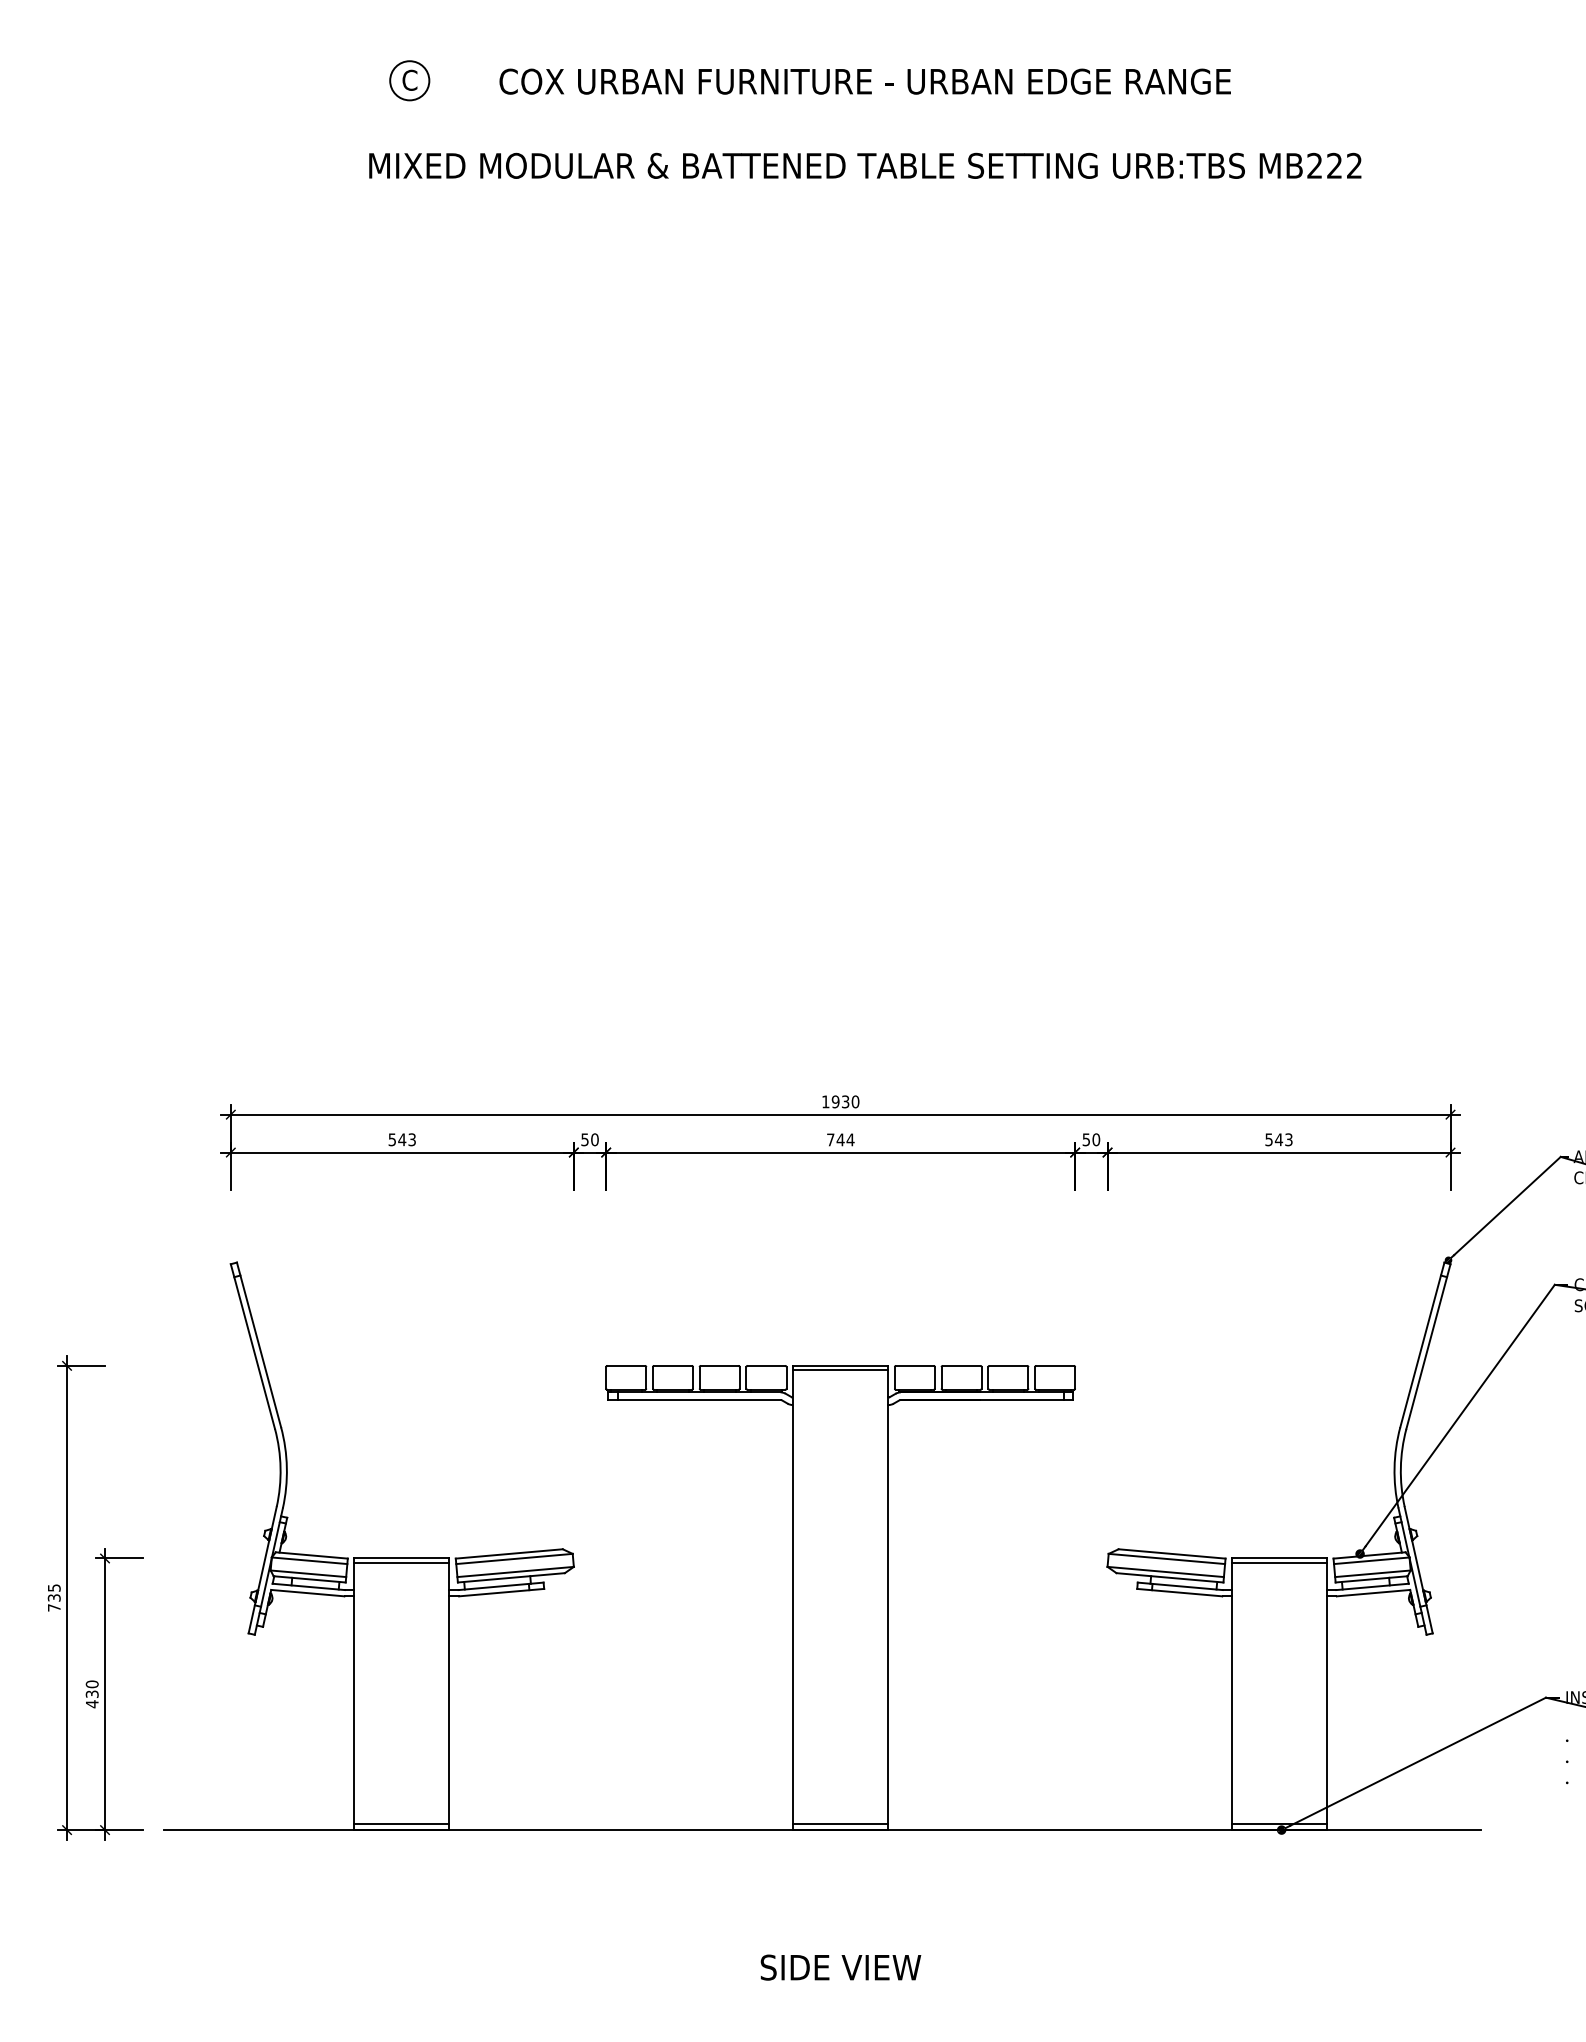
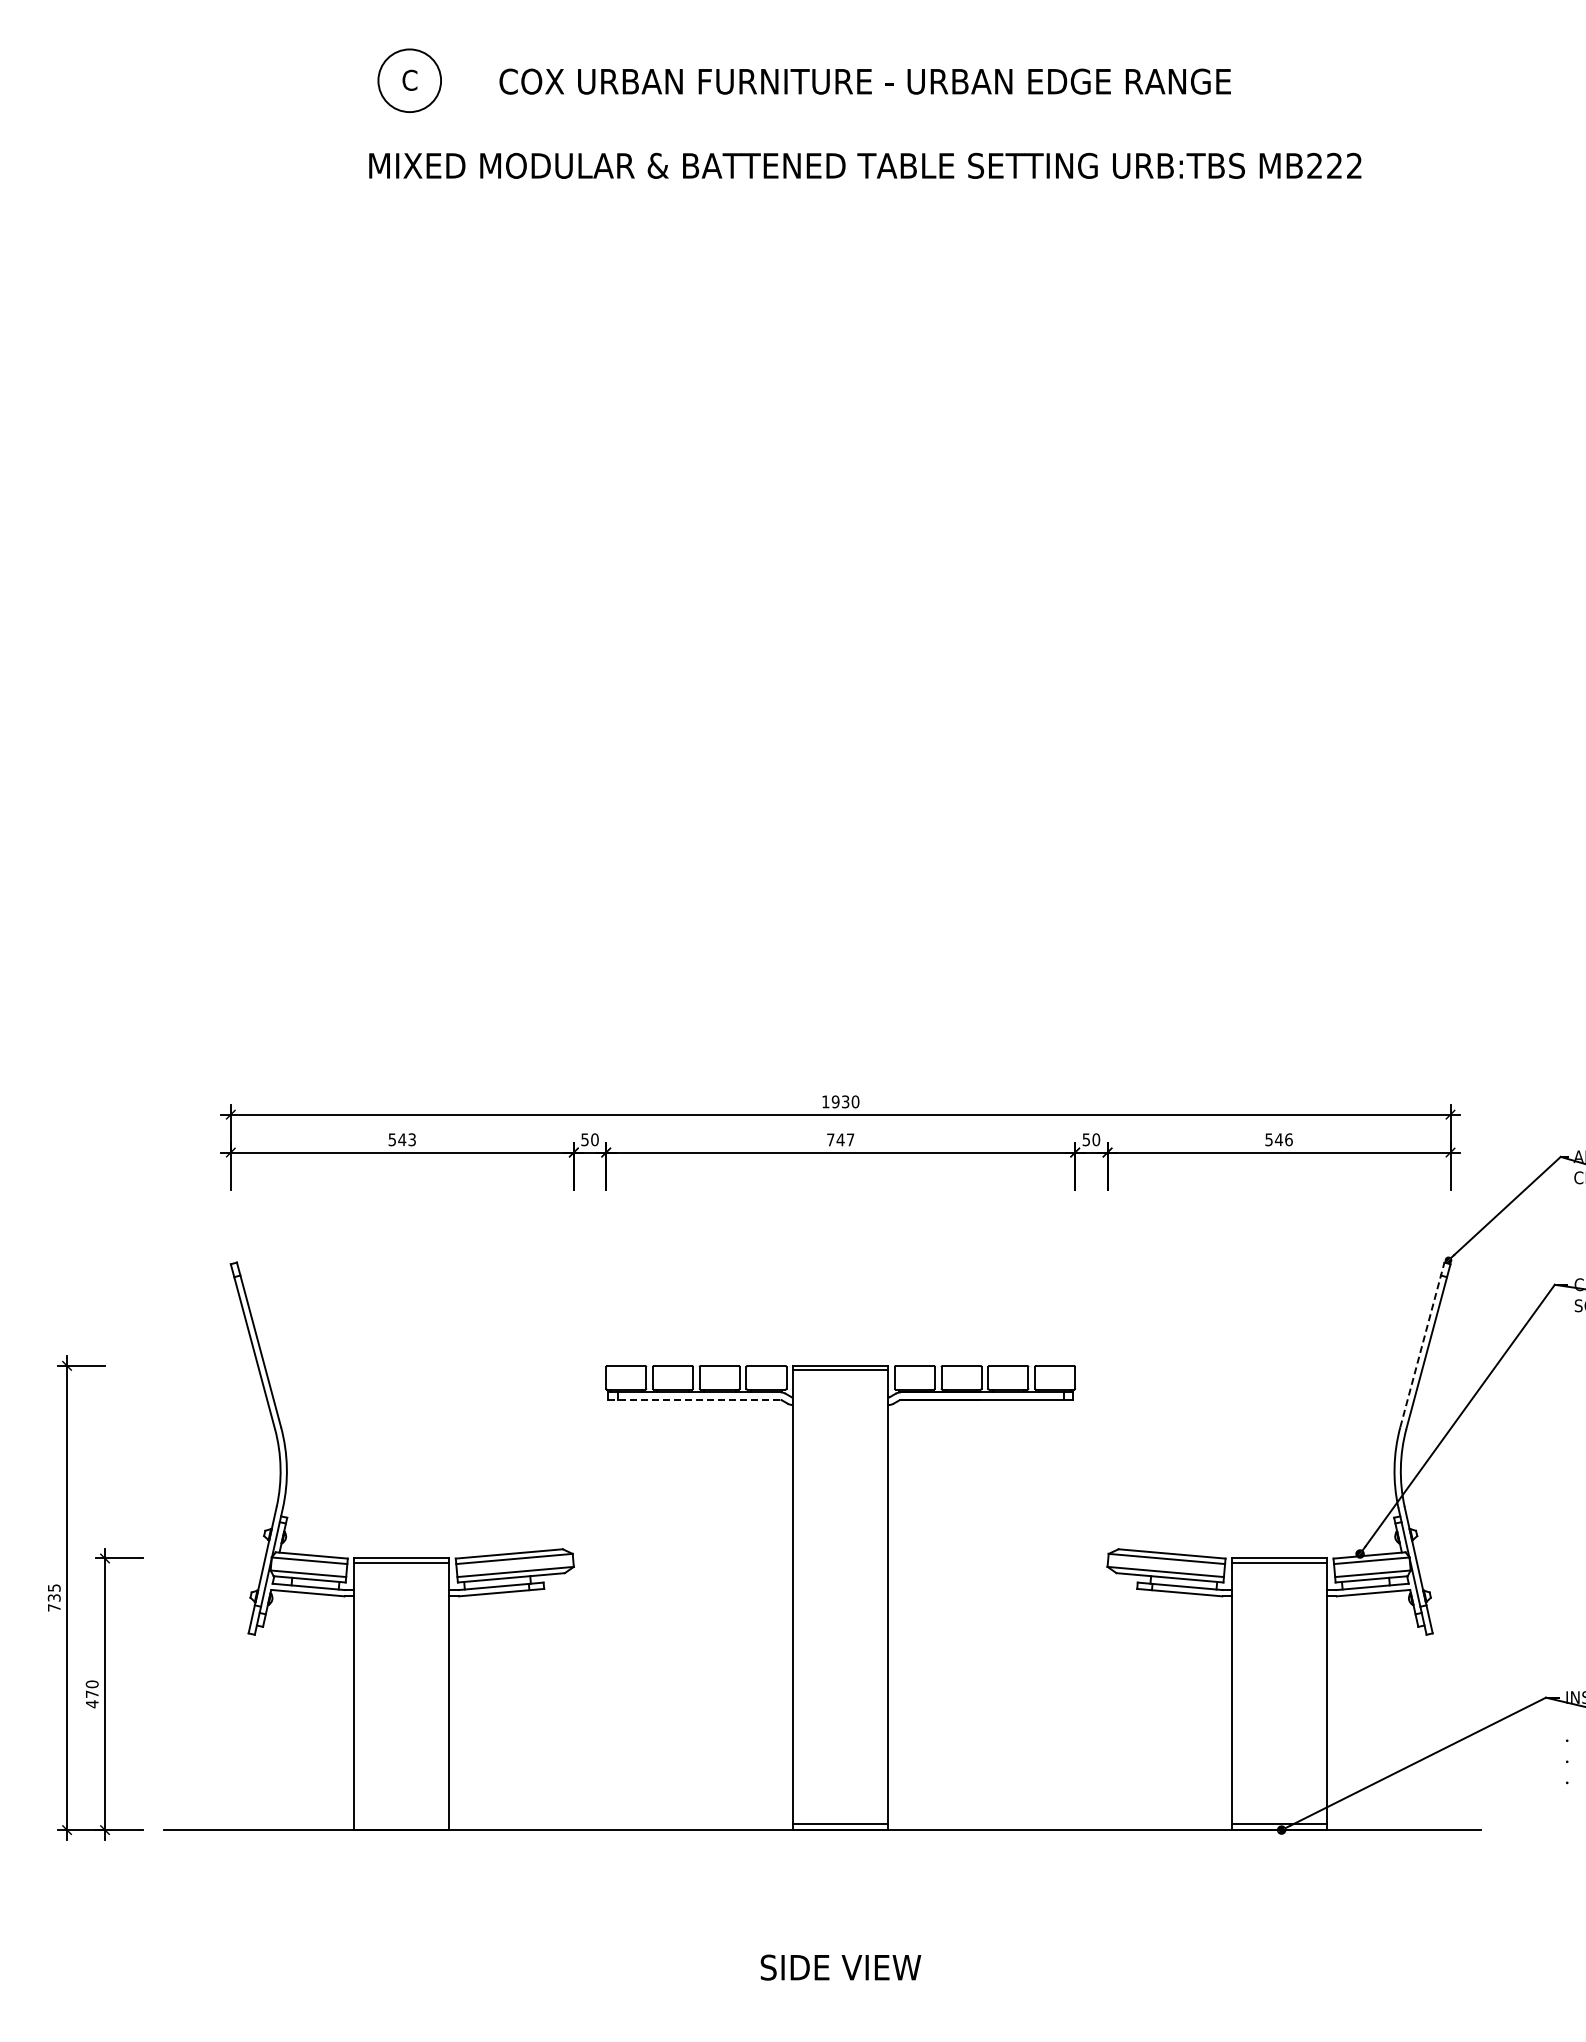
circle diameter: 39 px -> 63 px (409, 80)
text: 744 -> 747 (850, 1139)
text: 543 -> 546 (1288, 1139)
line: solid -> dashed (1422, 1344)
line: solid -> dashed (694, 1399)
text: 430 -> 470 (91, 1693)
line: present -> none (401, 1823)
